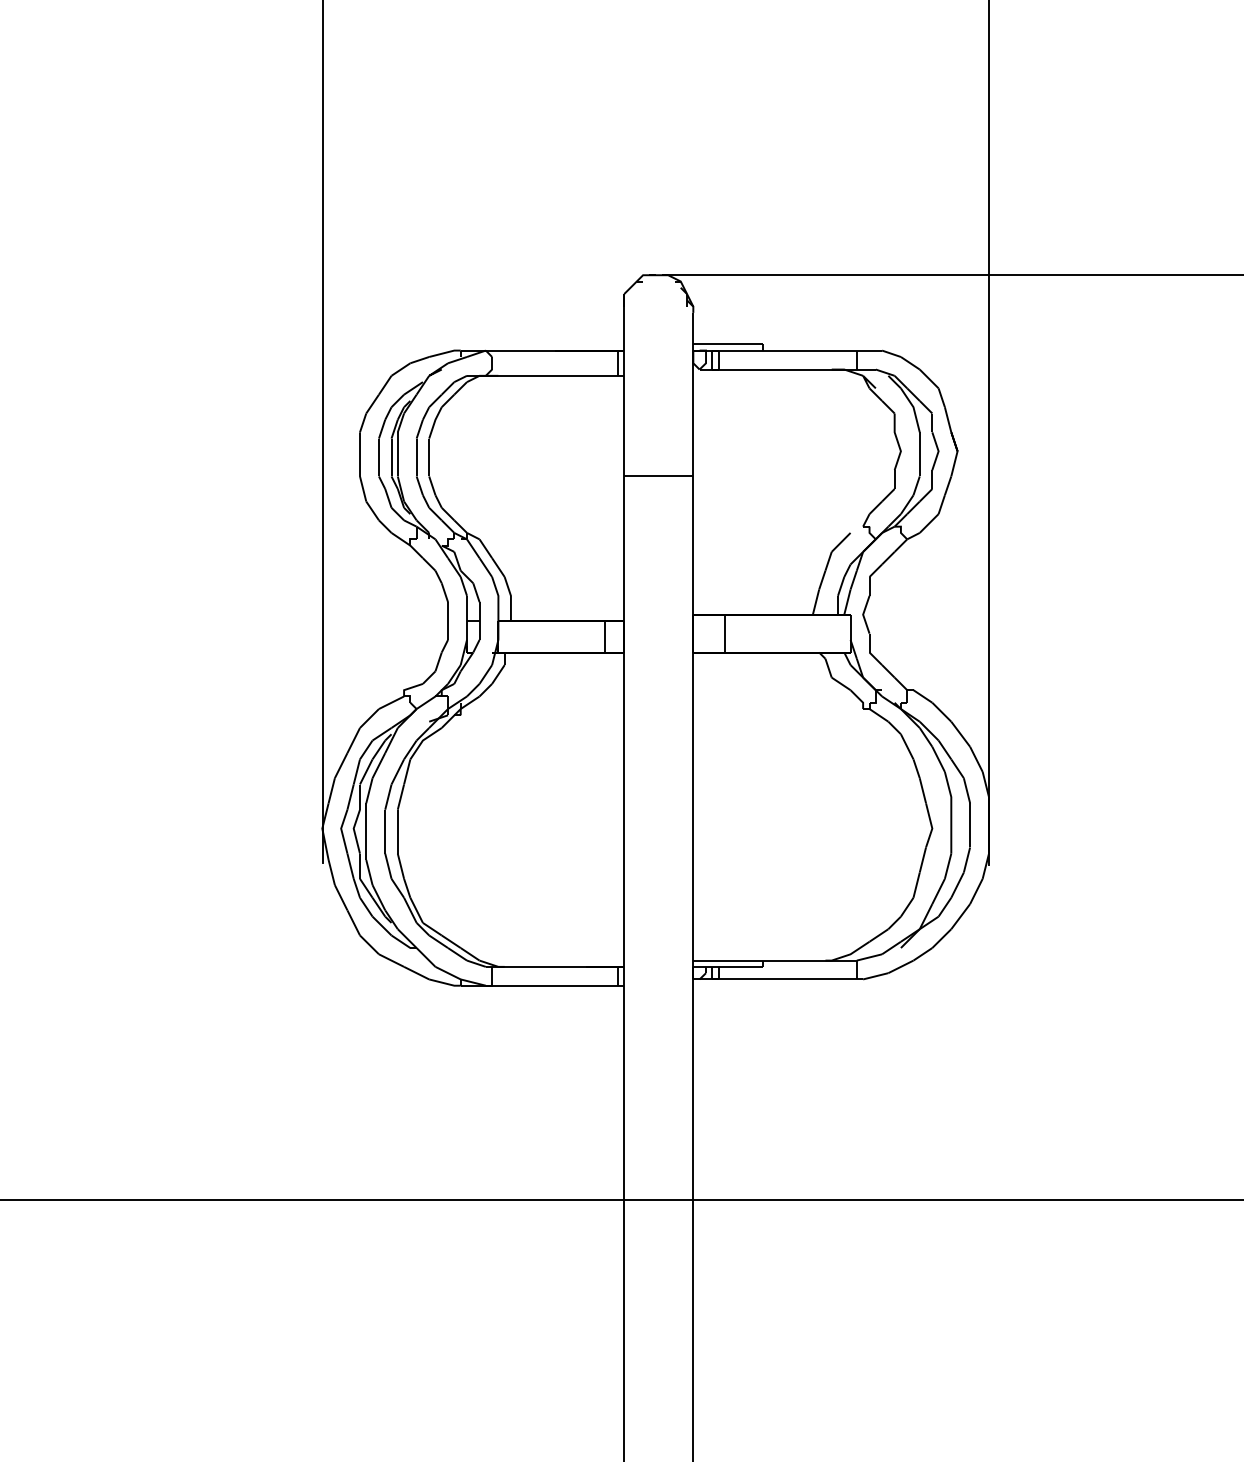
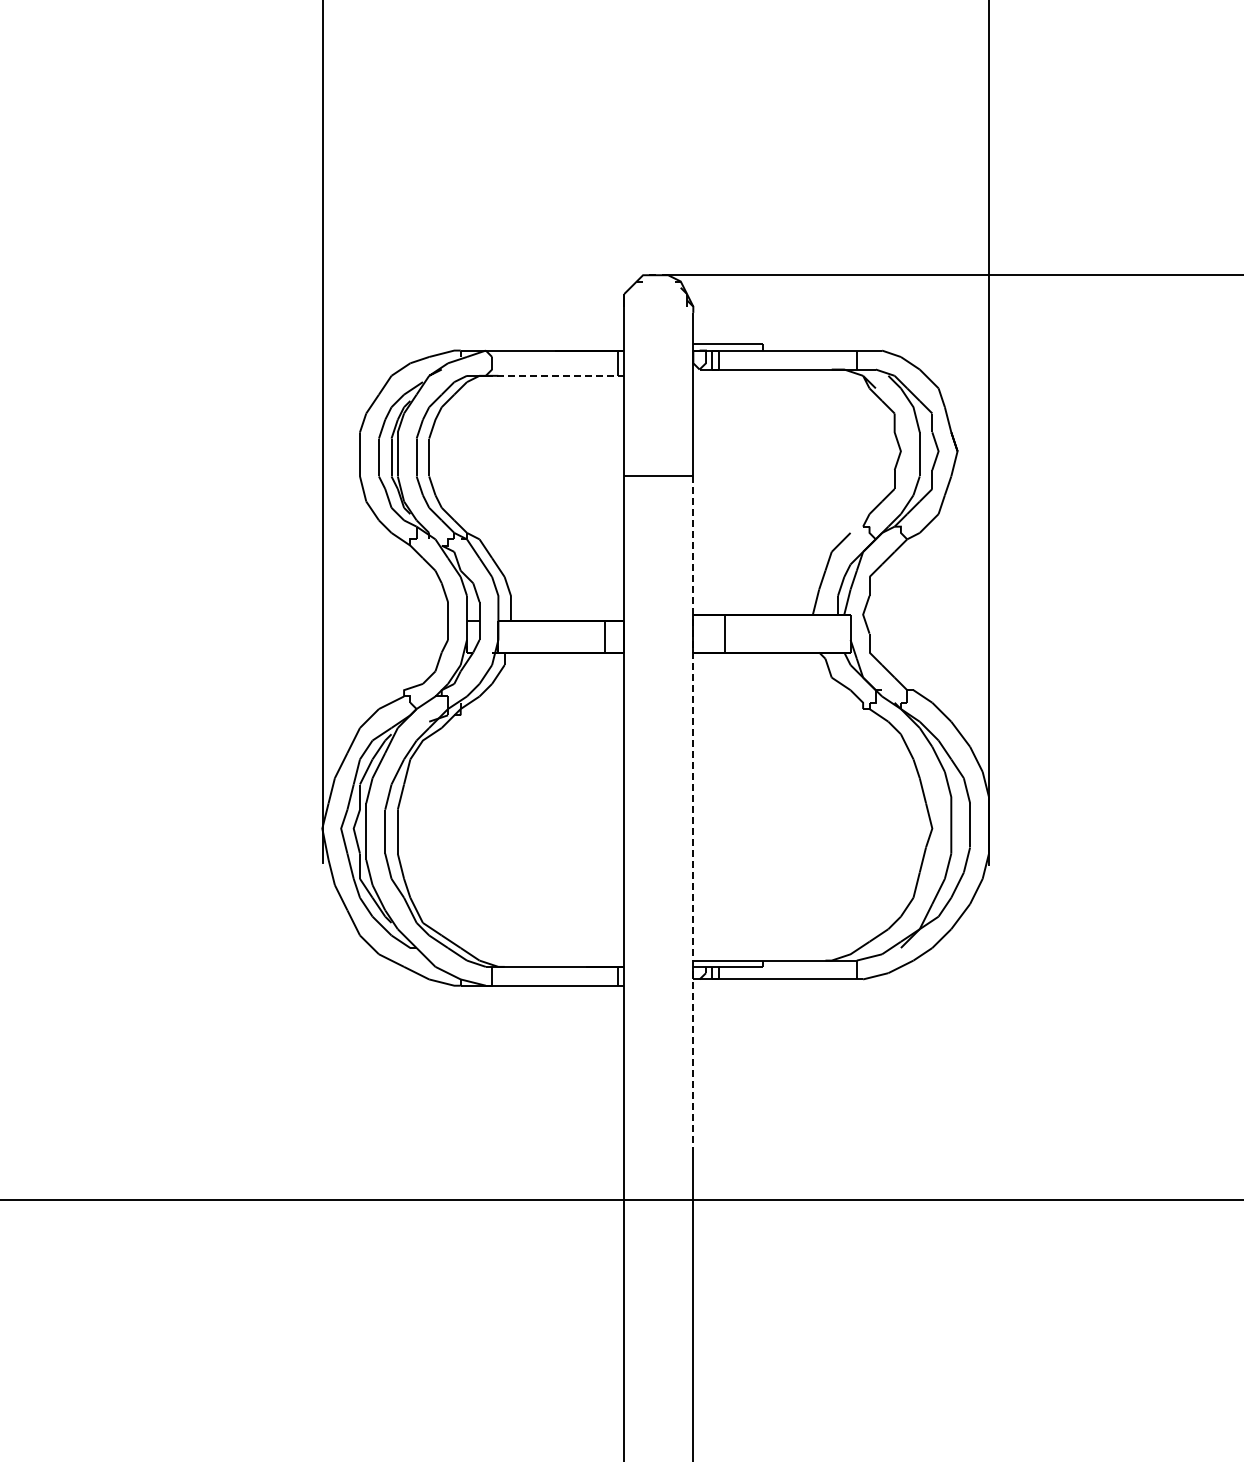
line: solid -> dashed (551, 375)
line: solid -> dashed (693, 814)
